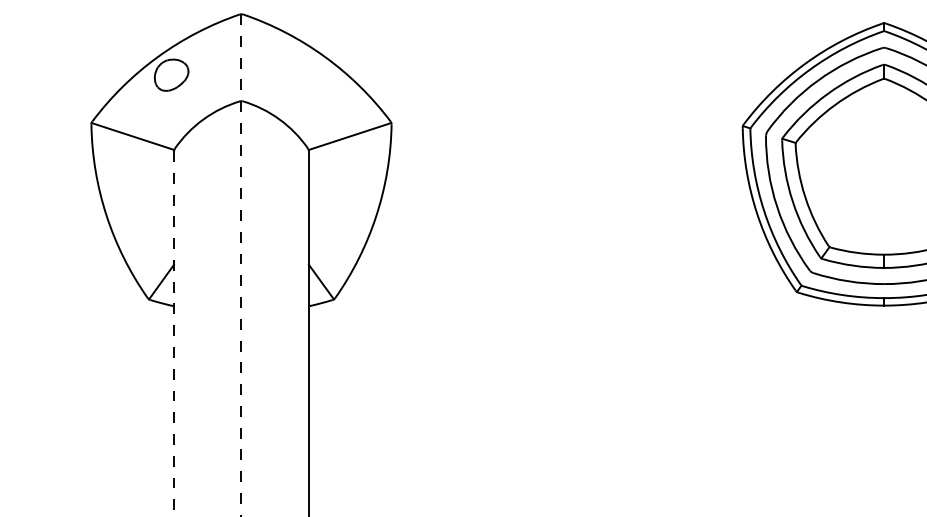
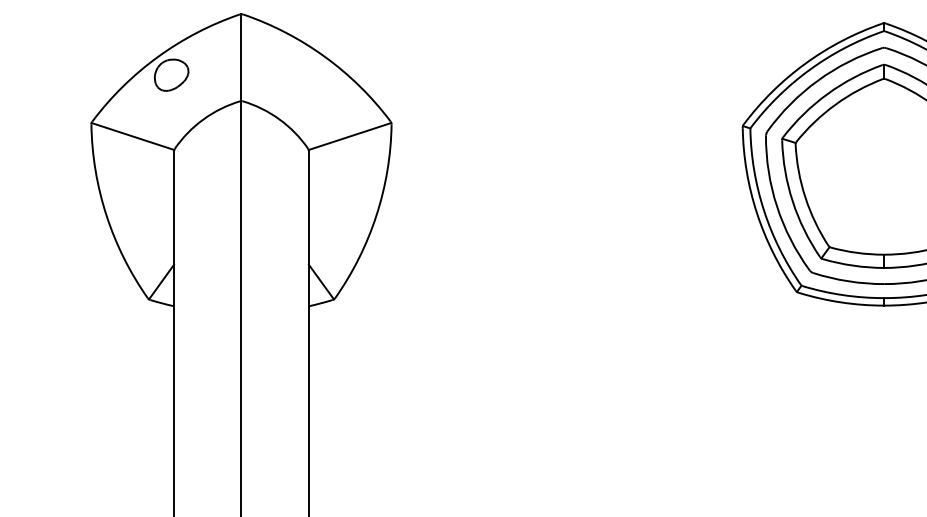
line: dashed -> solid (241, 266)
line: dashed -> solid (173, 333)
